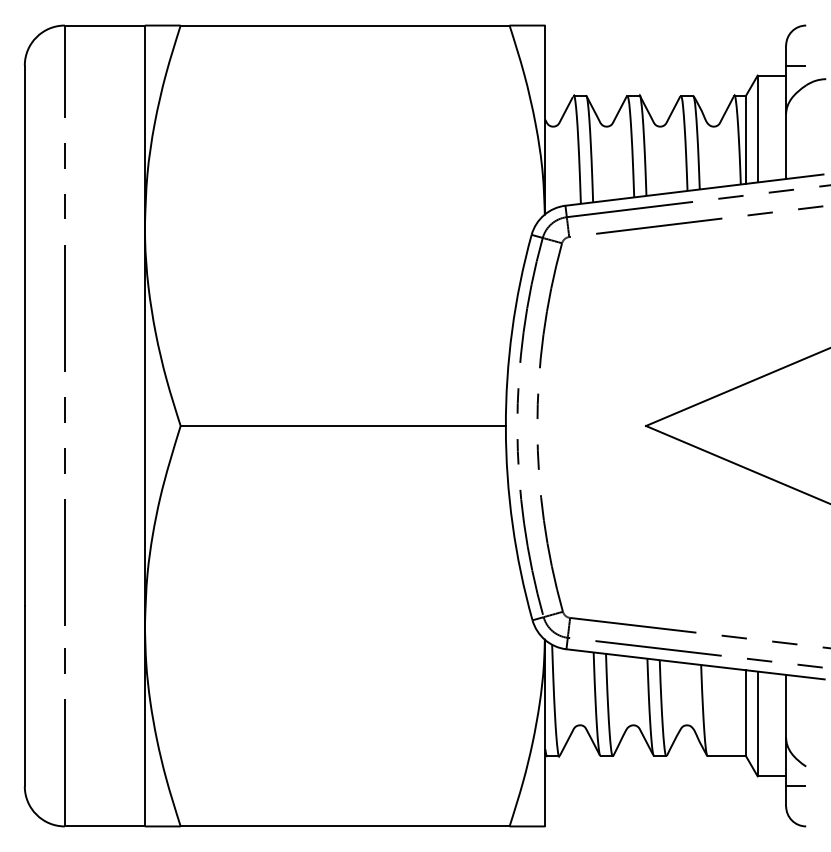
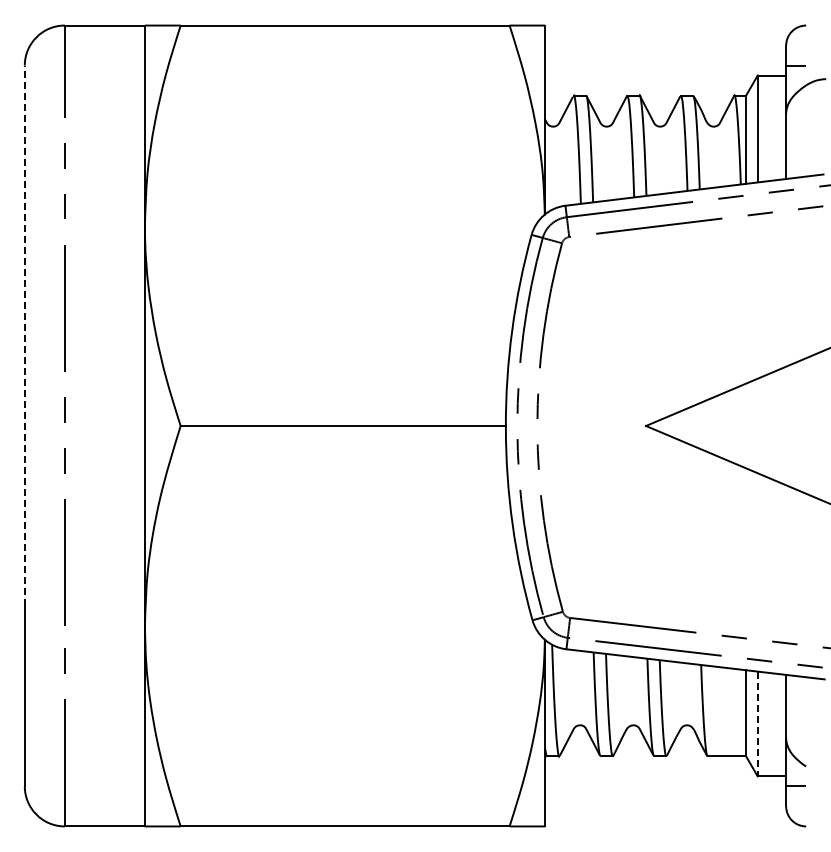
line: solid -> dashed (24, 335)
line: solid -> dashed (757, 724)
